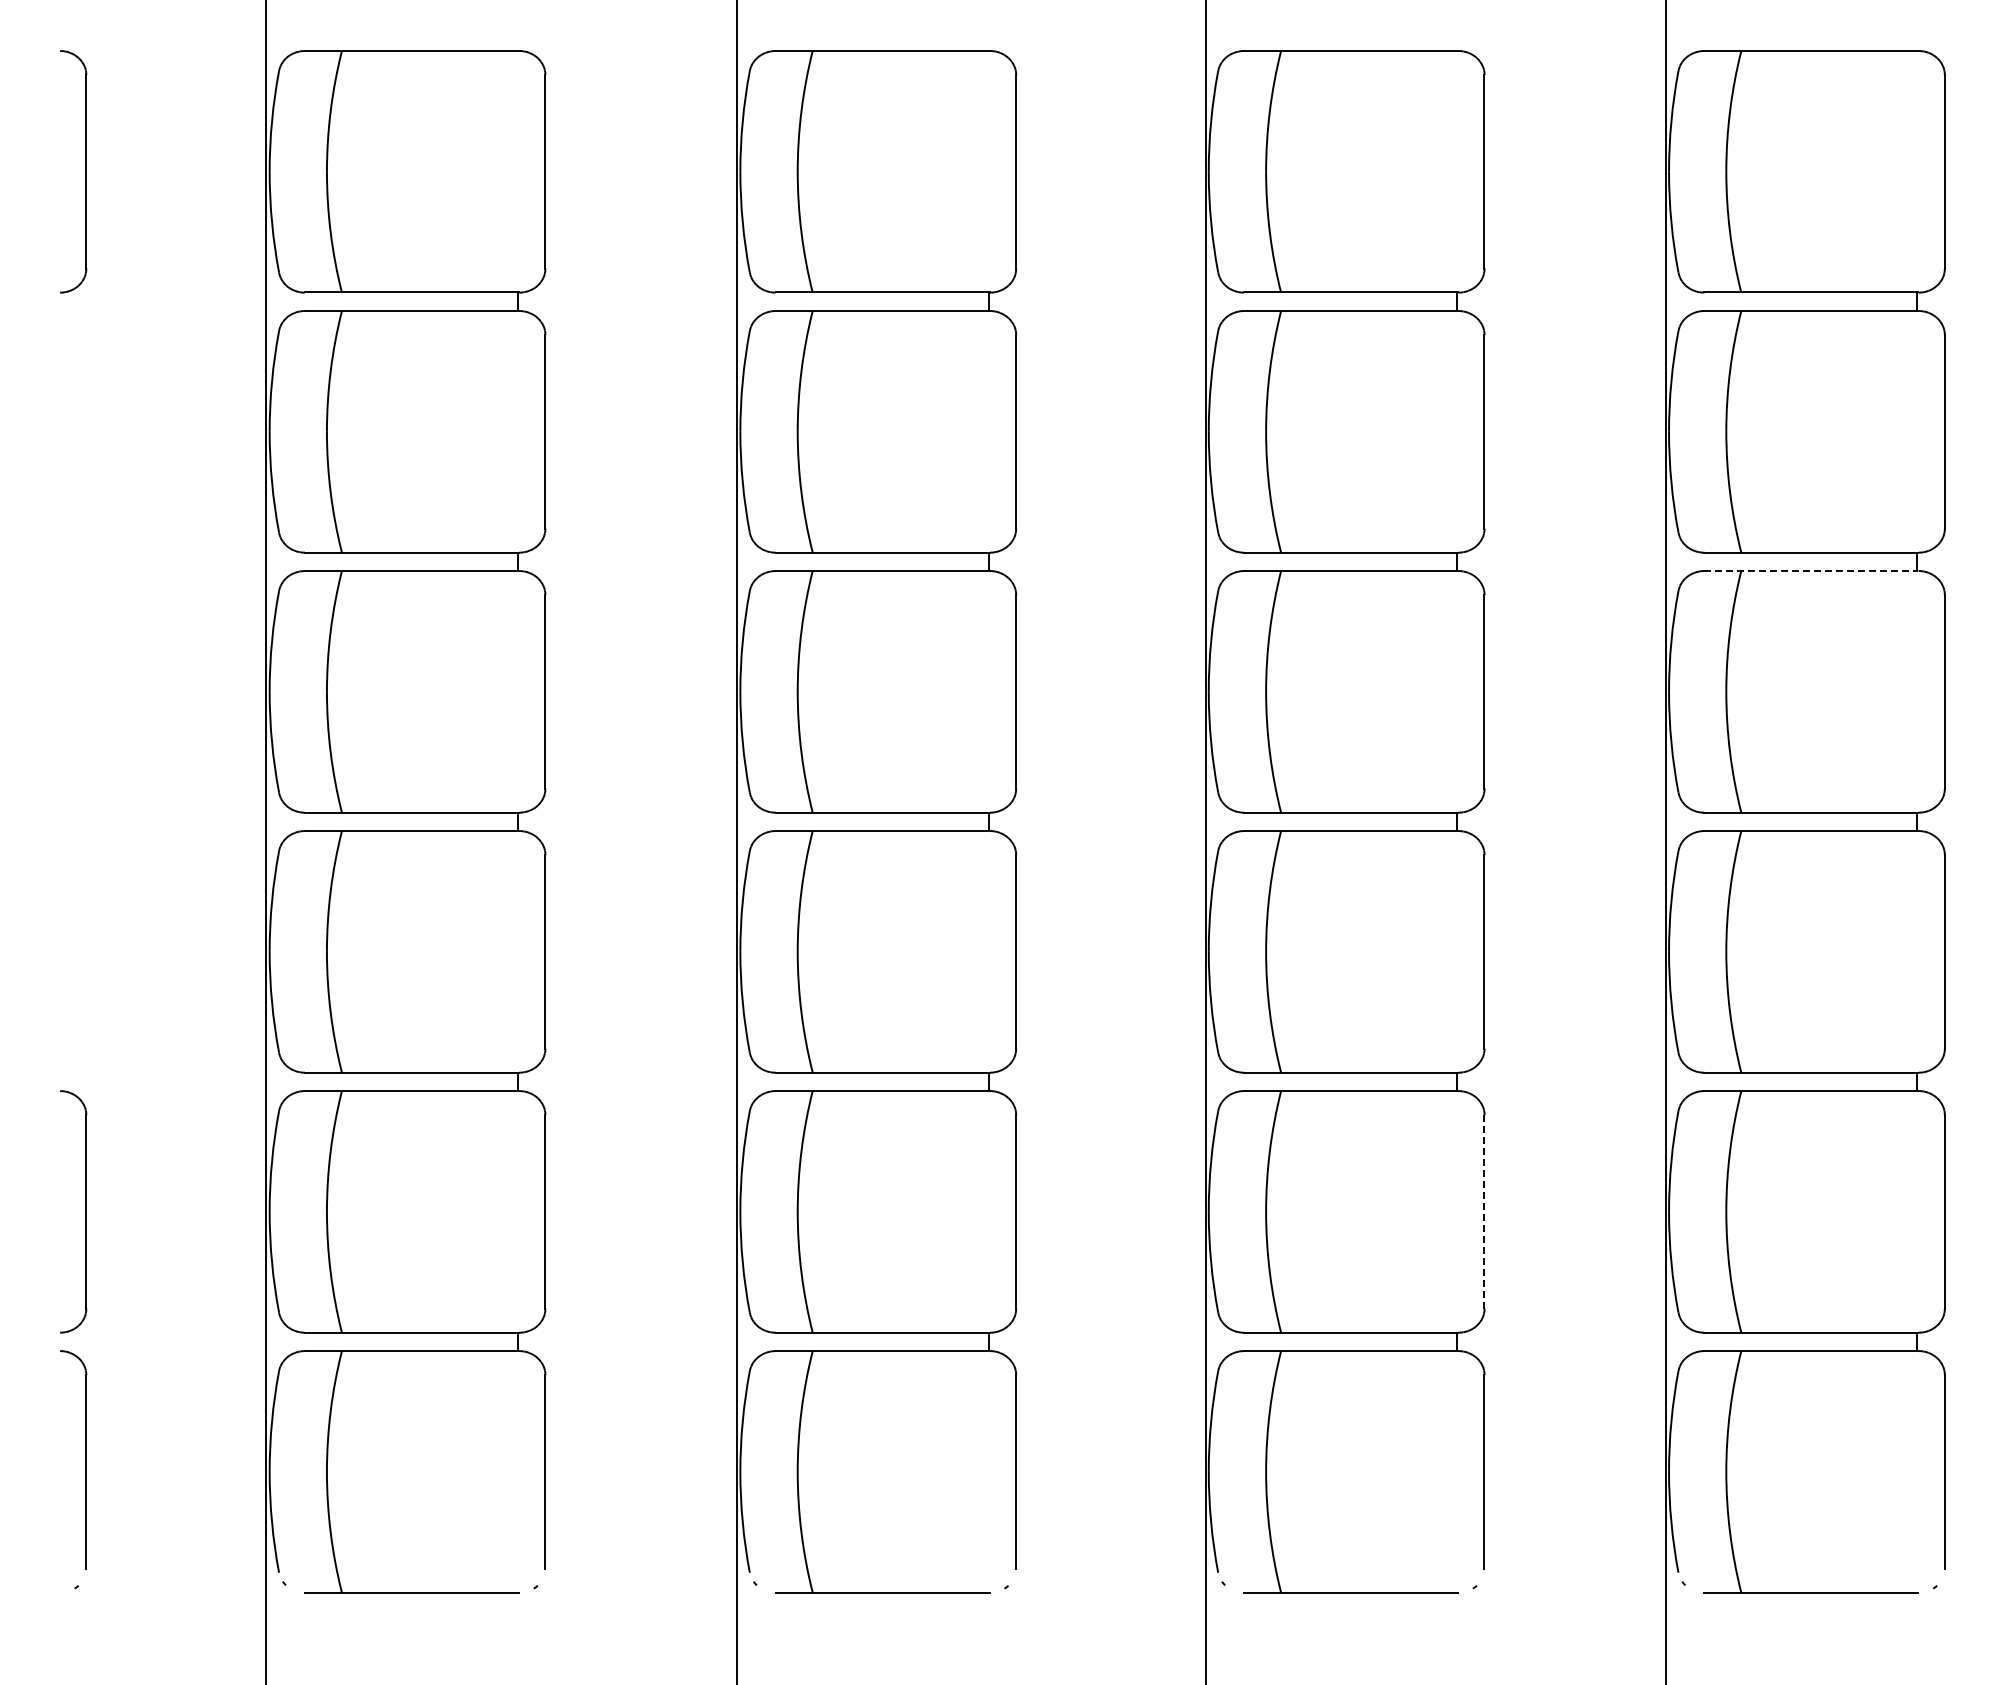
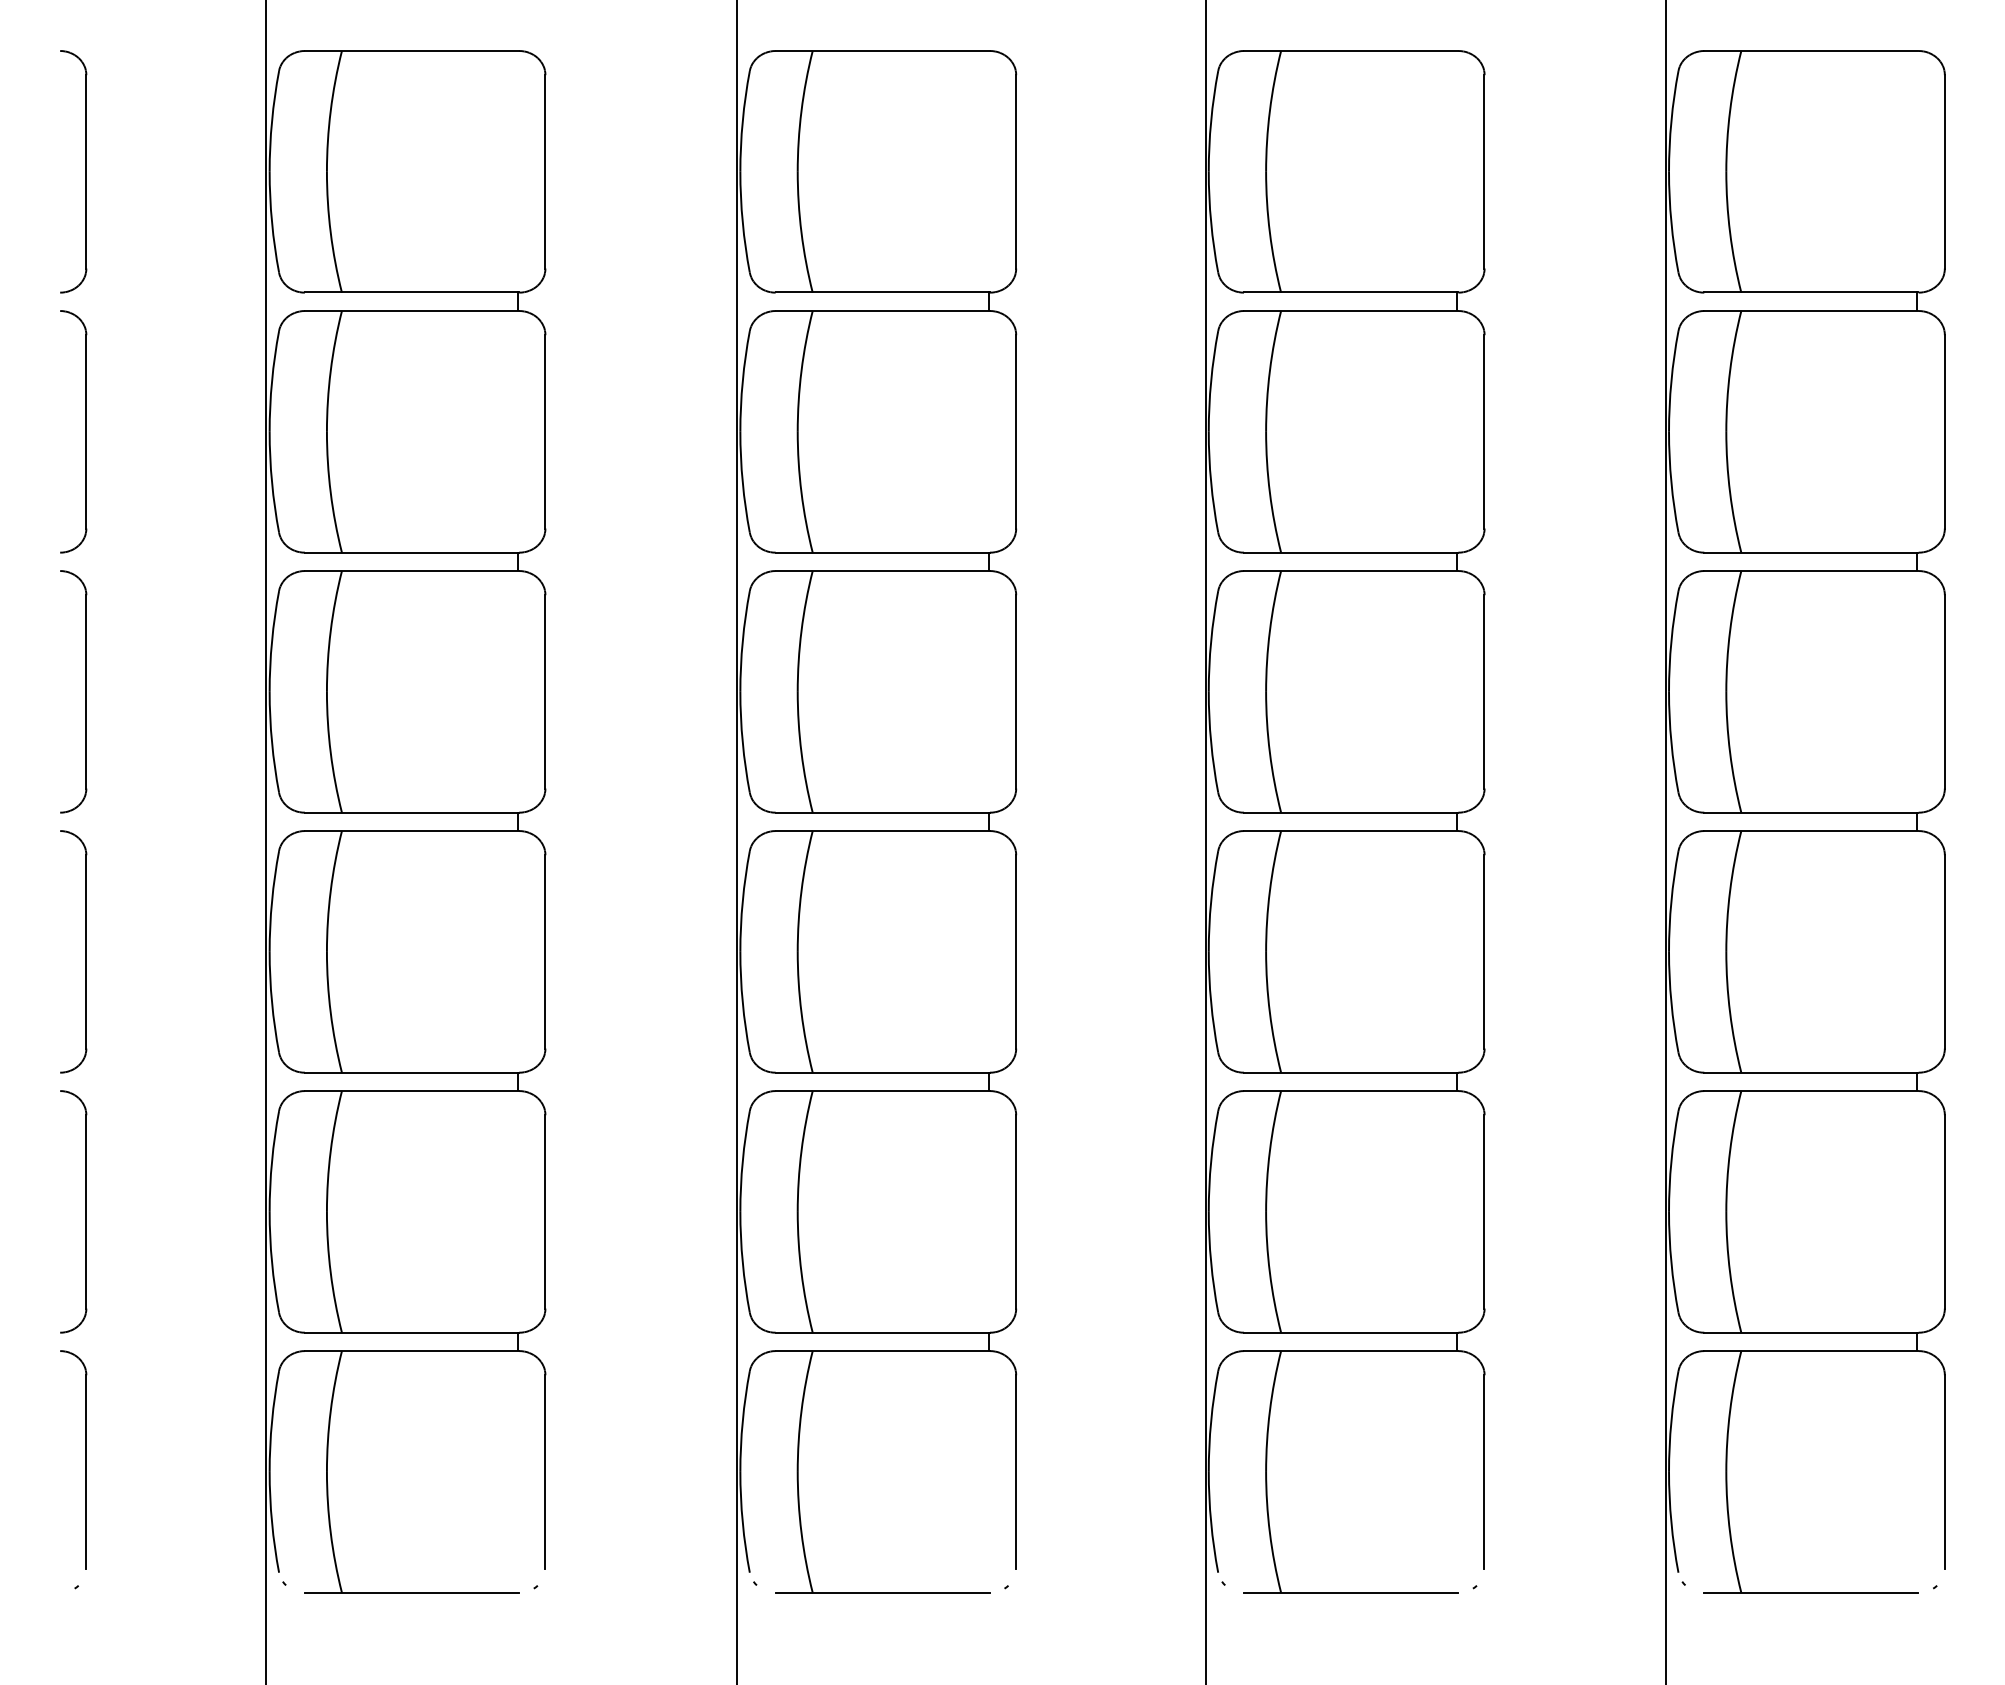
part: none -> present (85, 431)
line: dashed -> solid (1811, 571)
part: none -> present (85, 691)
part: none -> present (85, 951)
line: dashed -> solid (1484, 1211)
